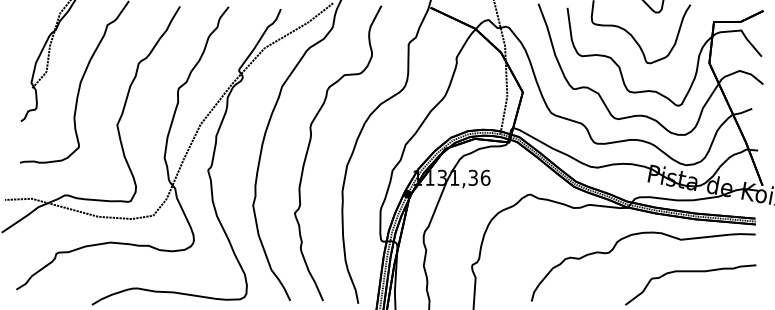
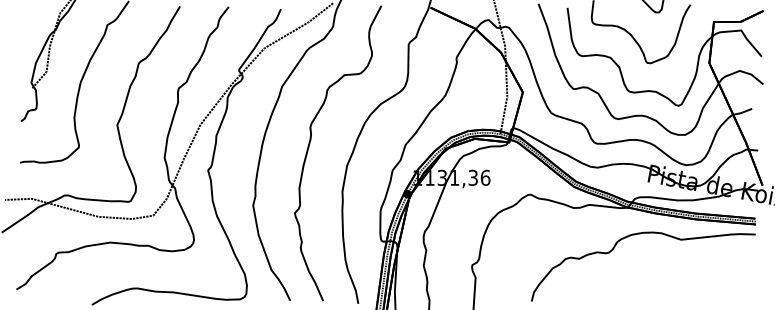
part: present -> none (690, 272)
